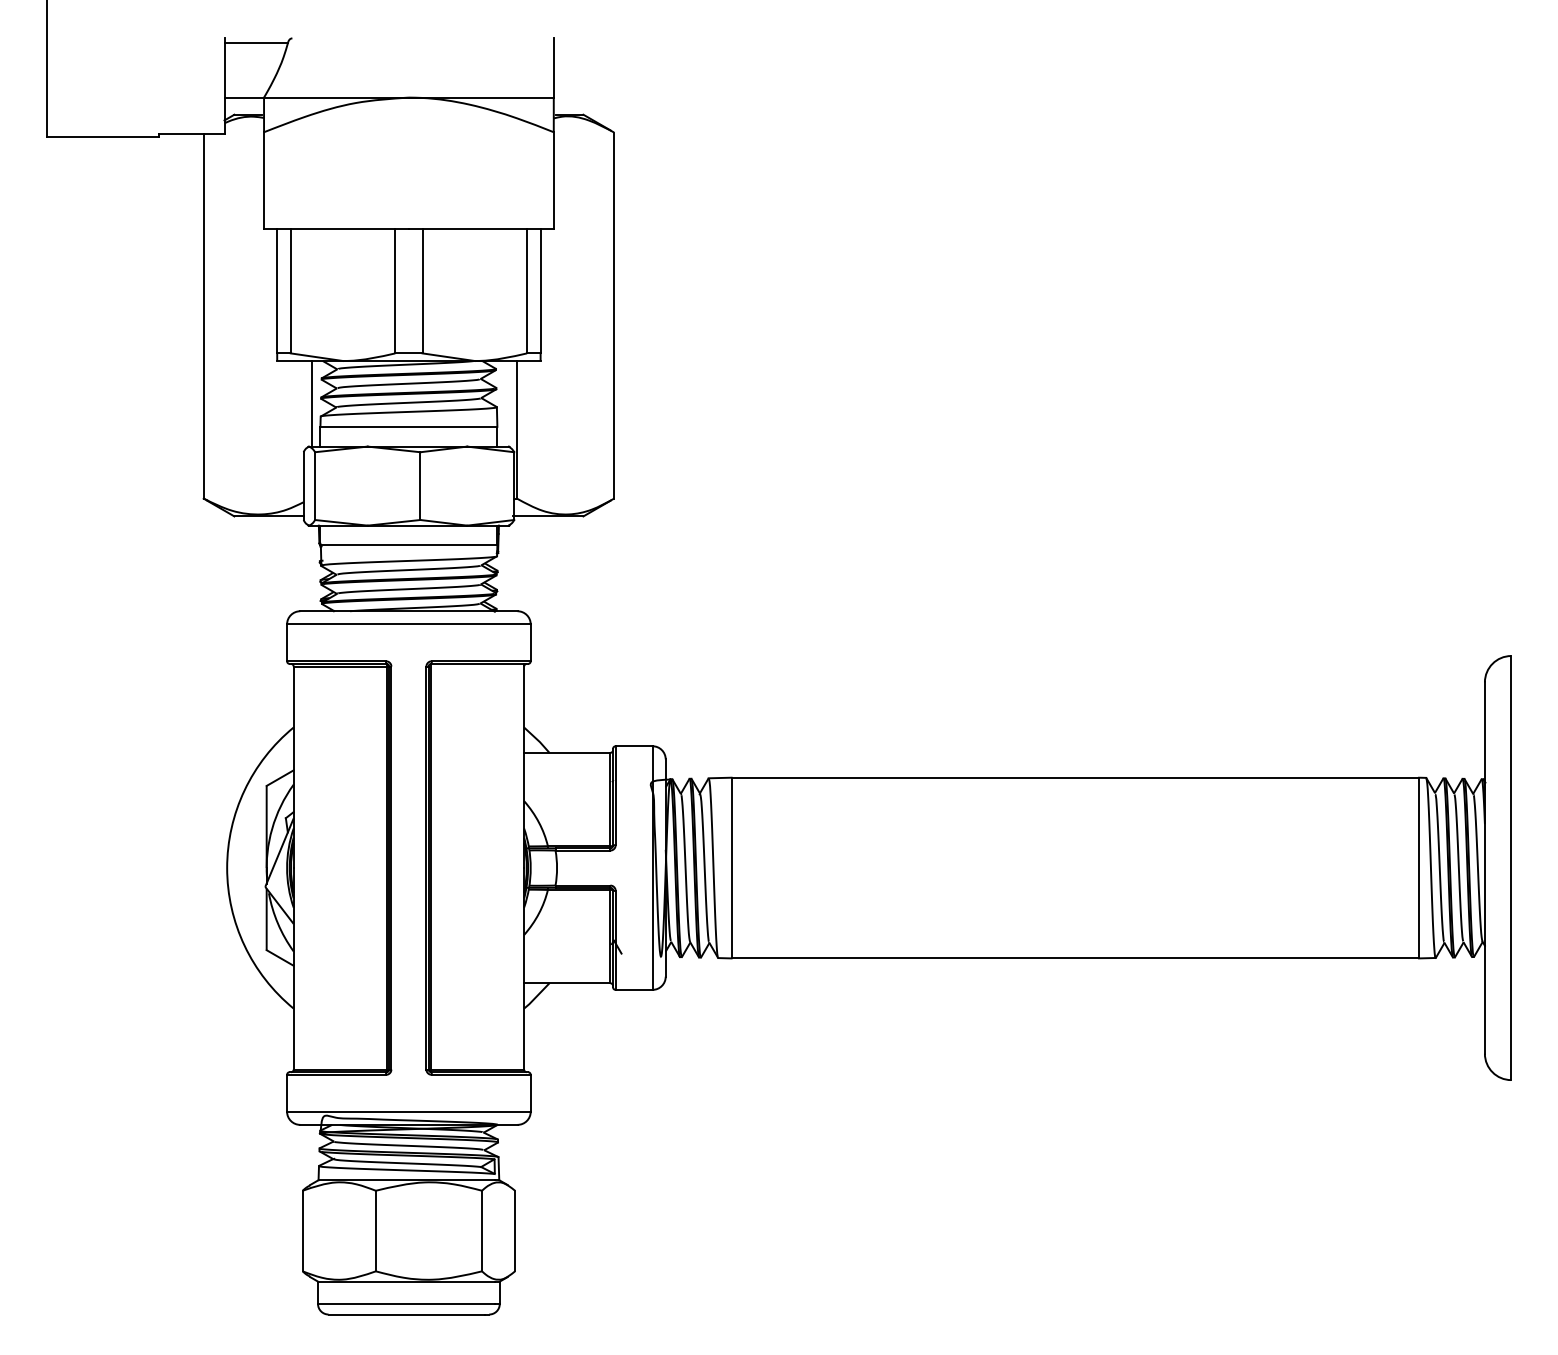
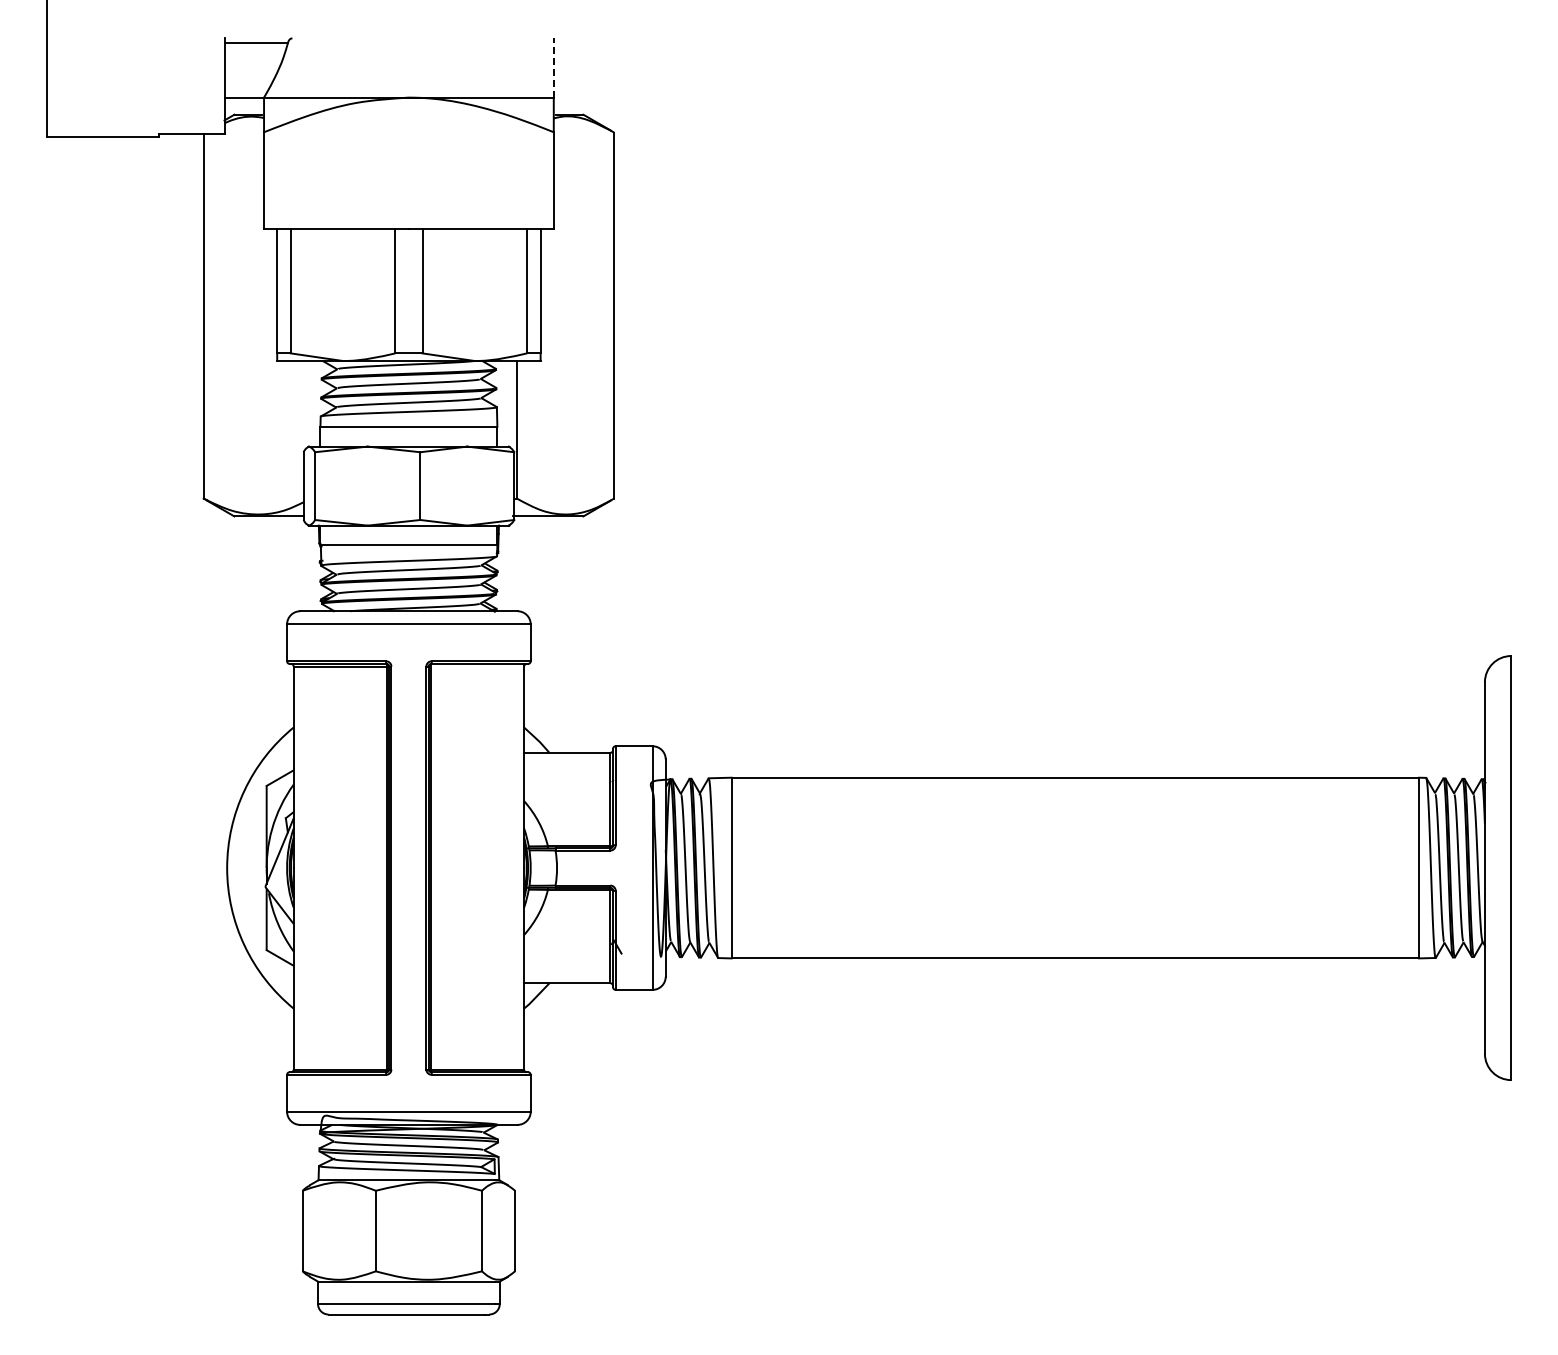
line: solid -> dashed (553, 67)
line: present -> none (311, 403)
